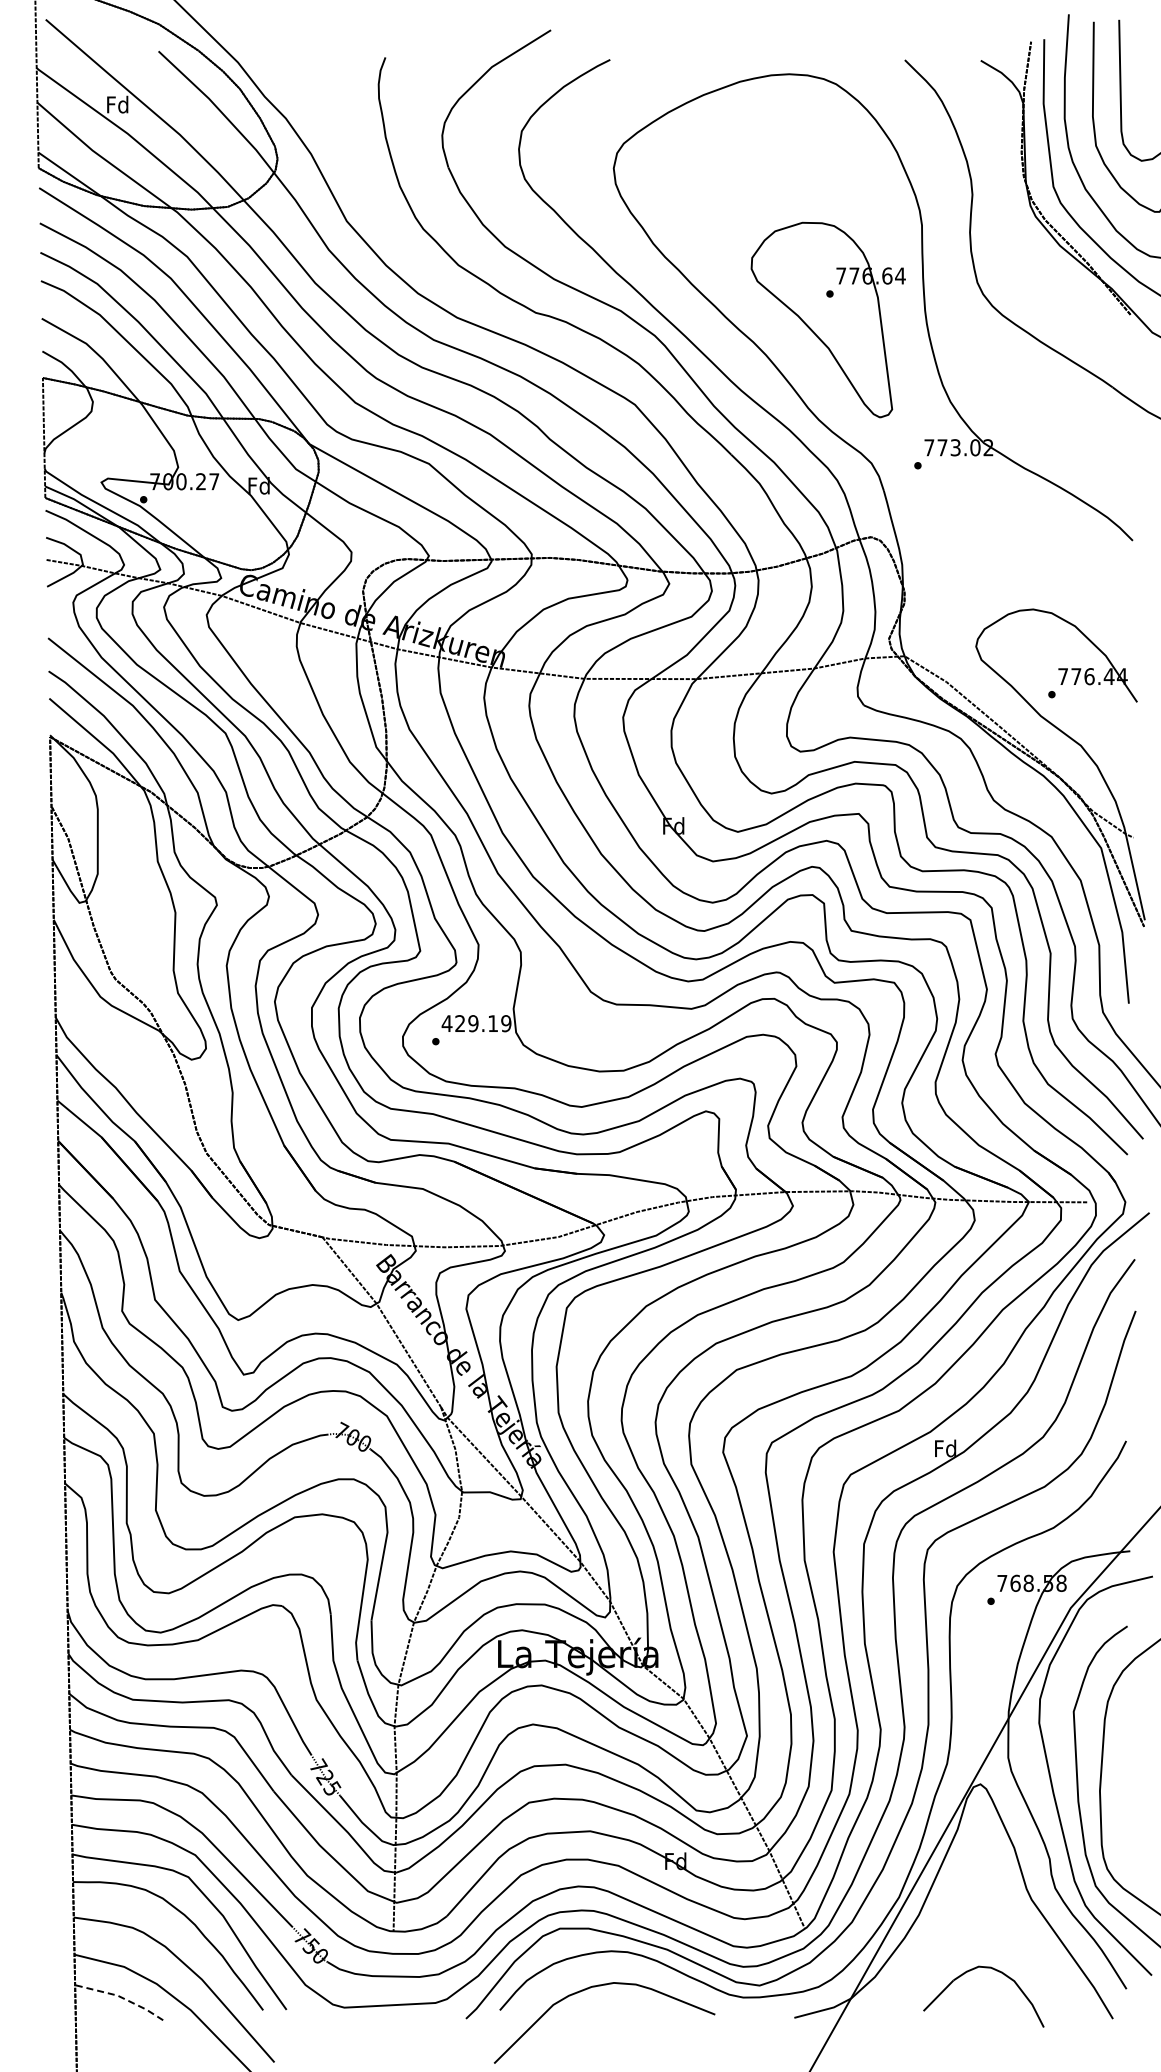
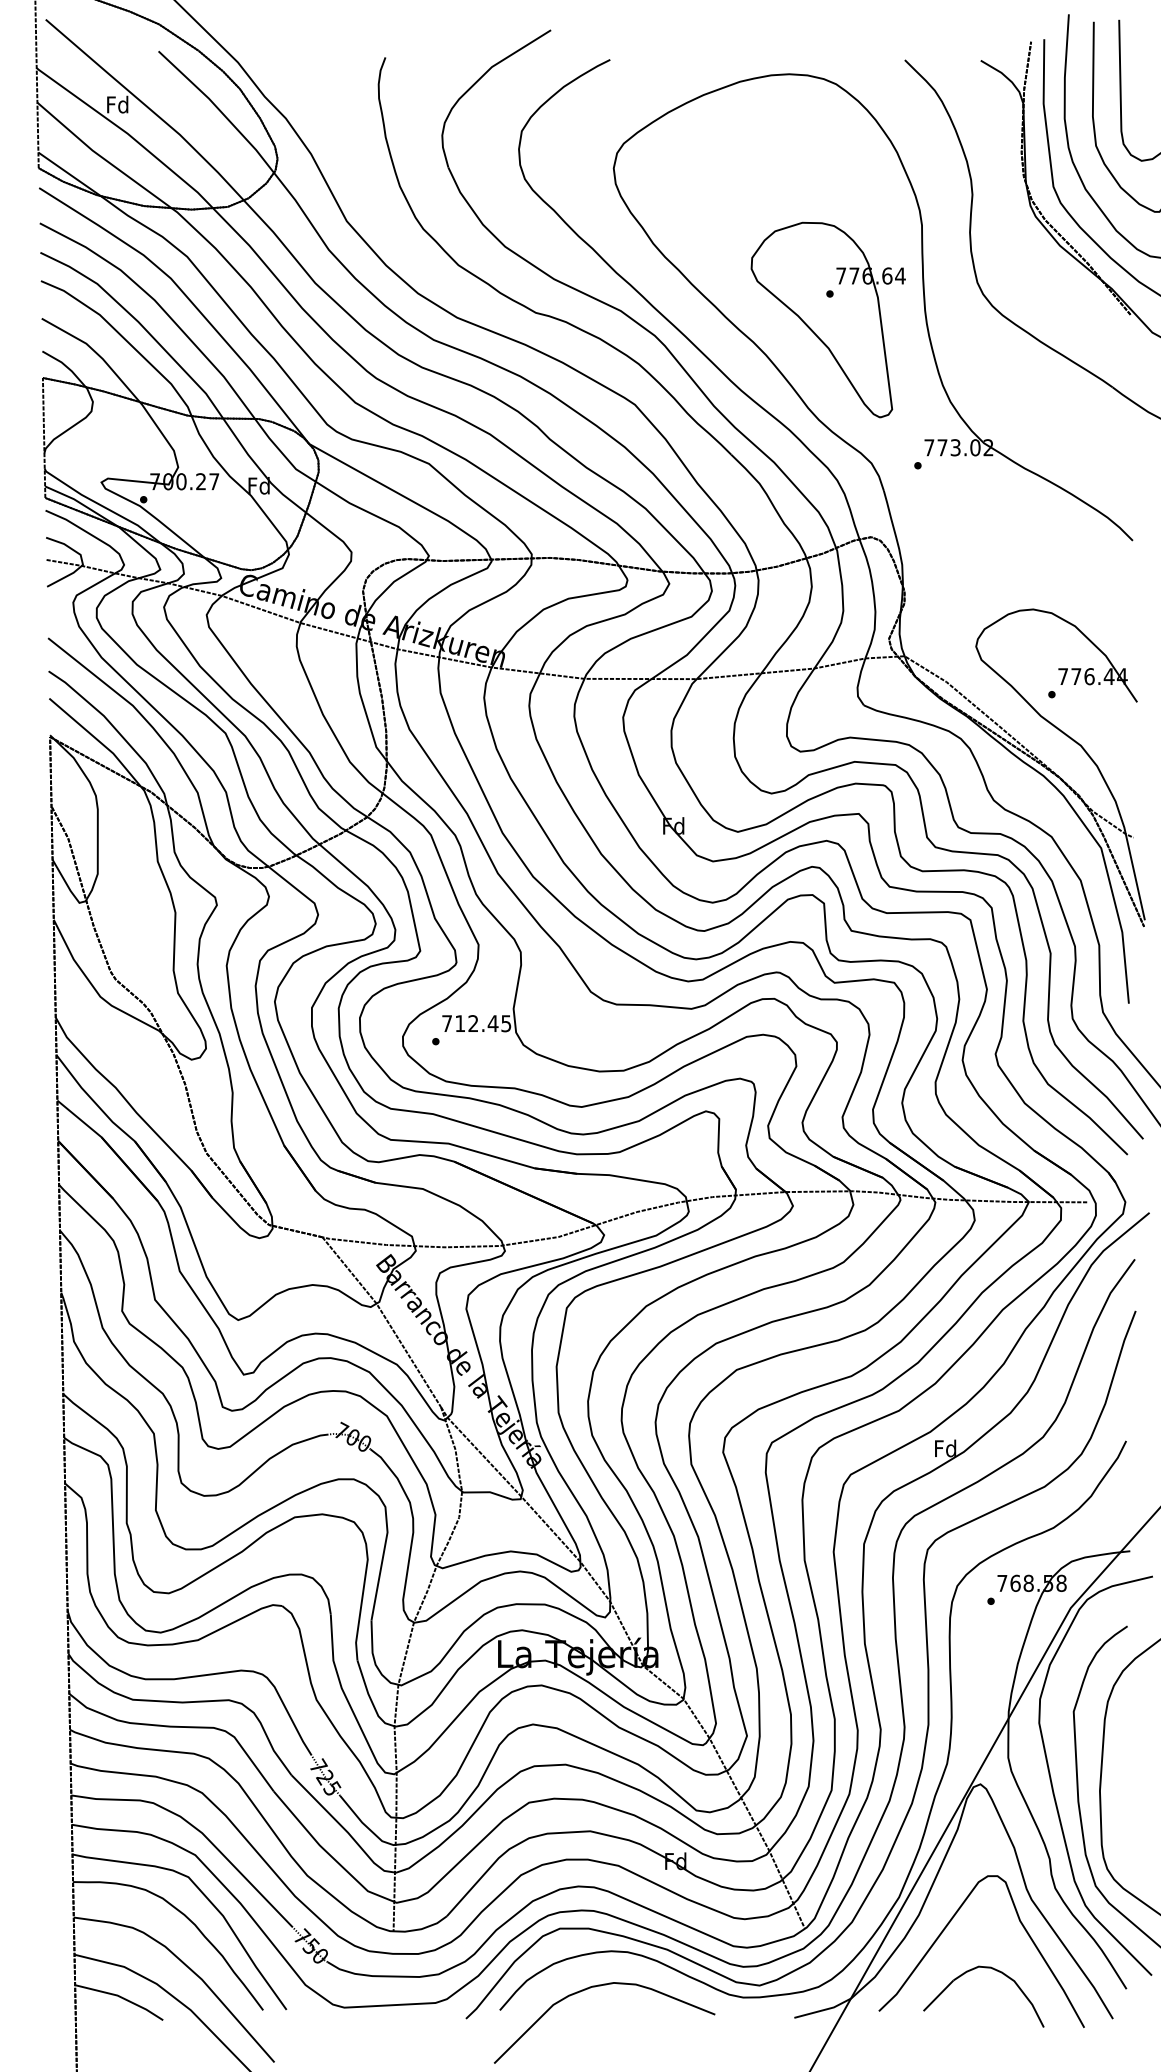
text: 429.19 -> 712.45 (476, 1023)
curve: none -> present (948, 1925)
line: dashed -> solid (121, 1997)
